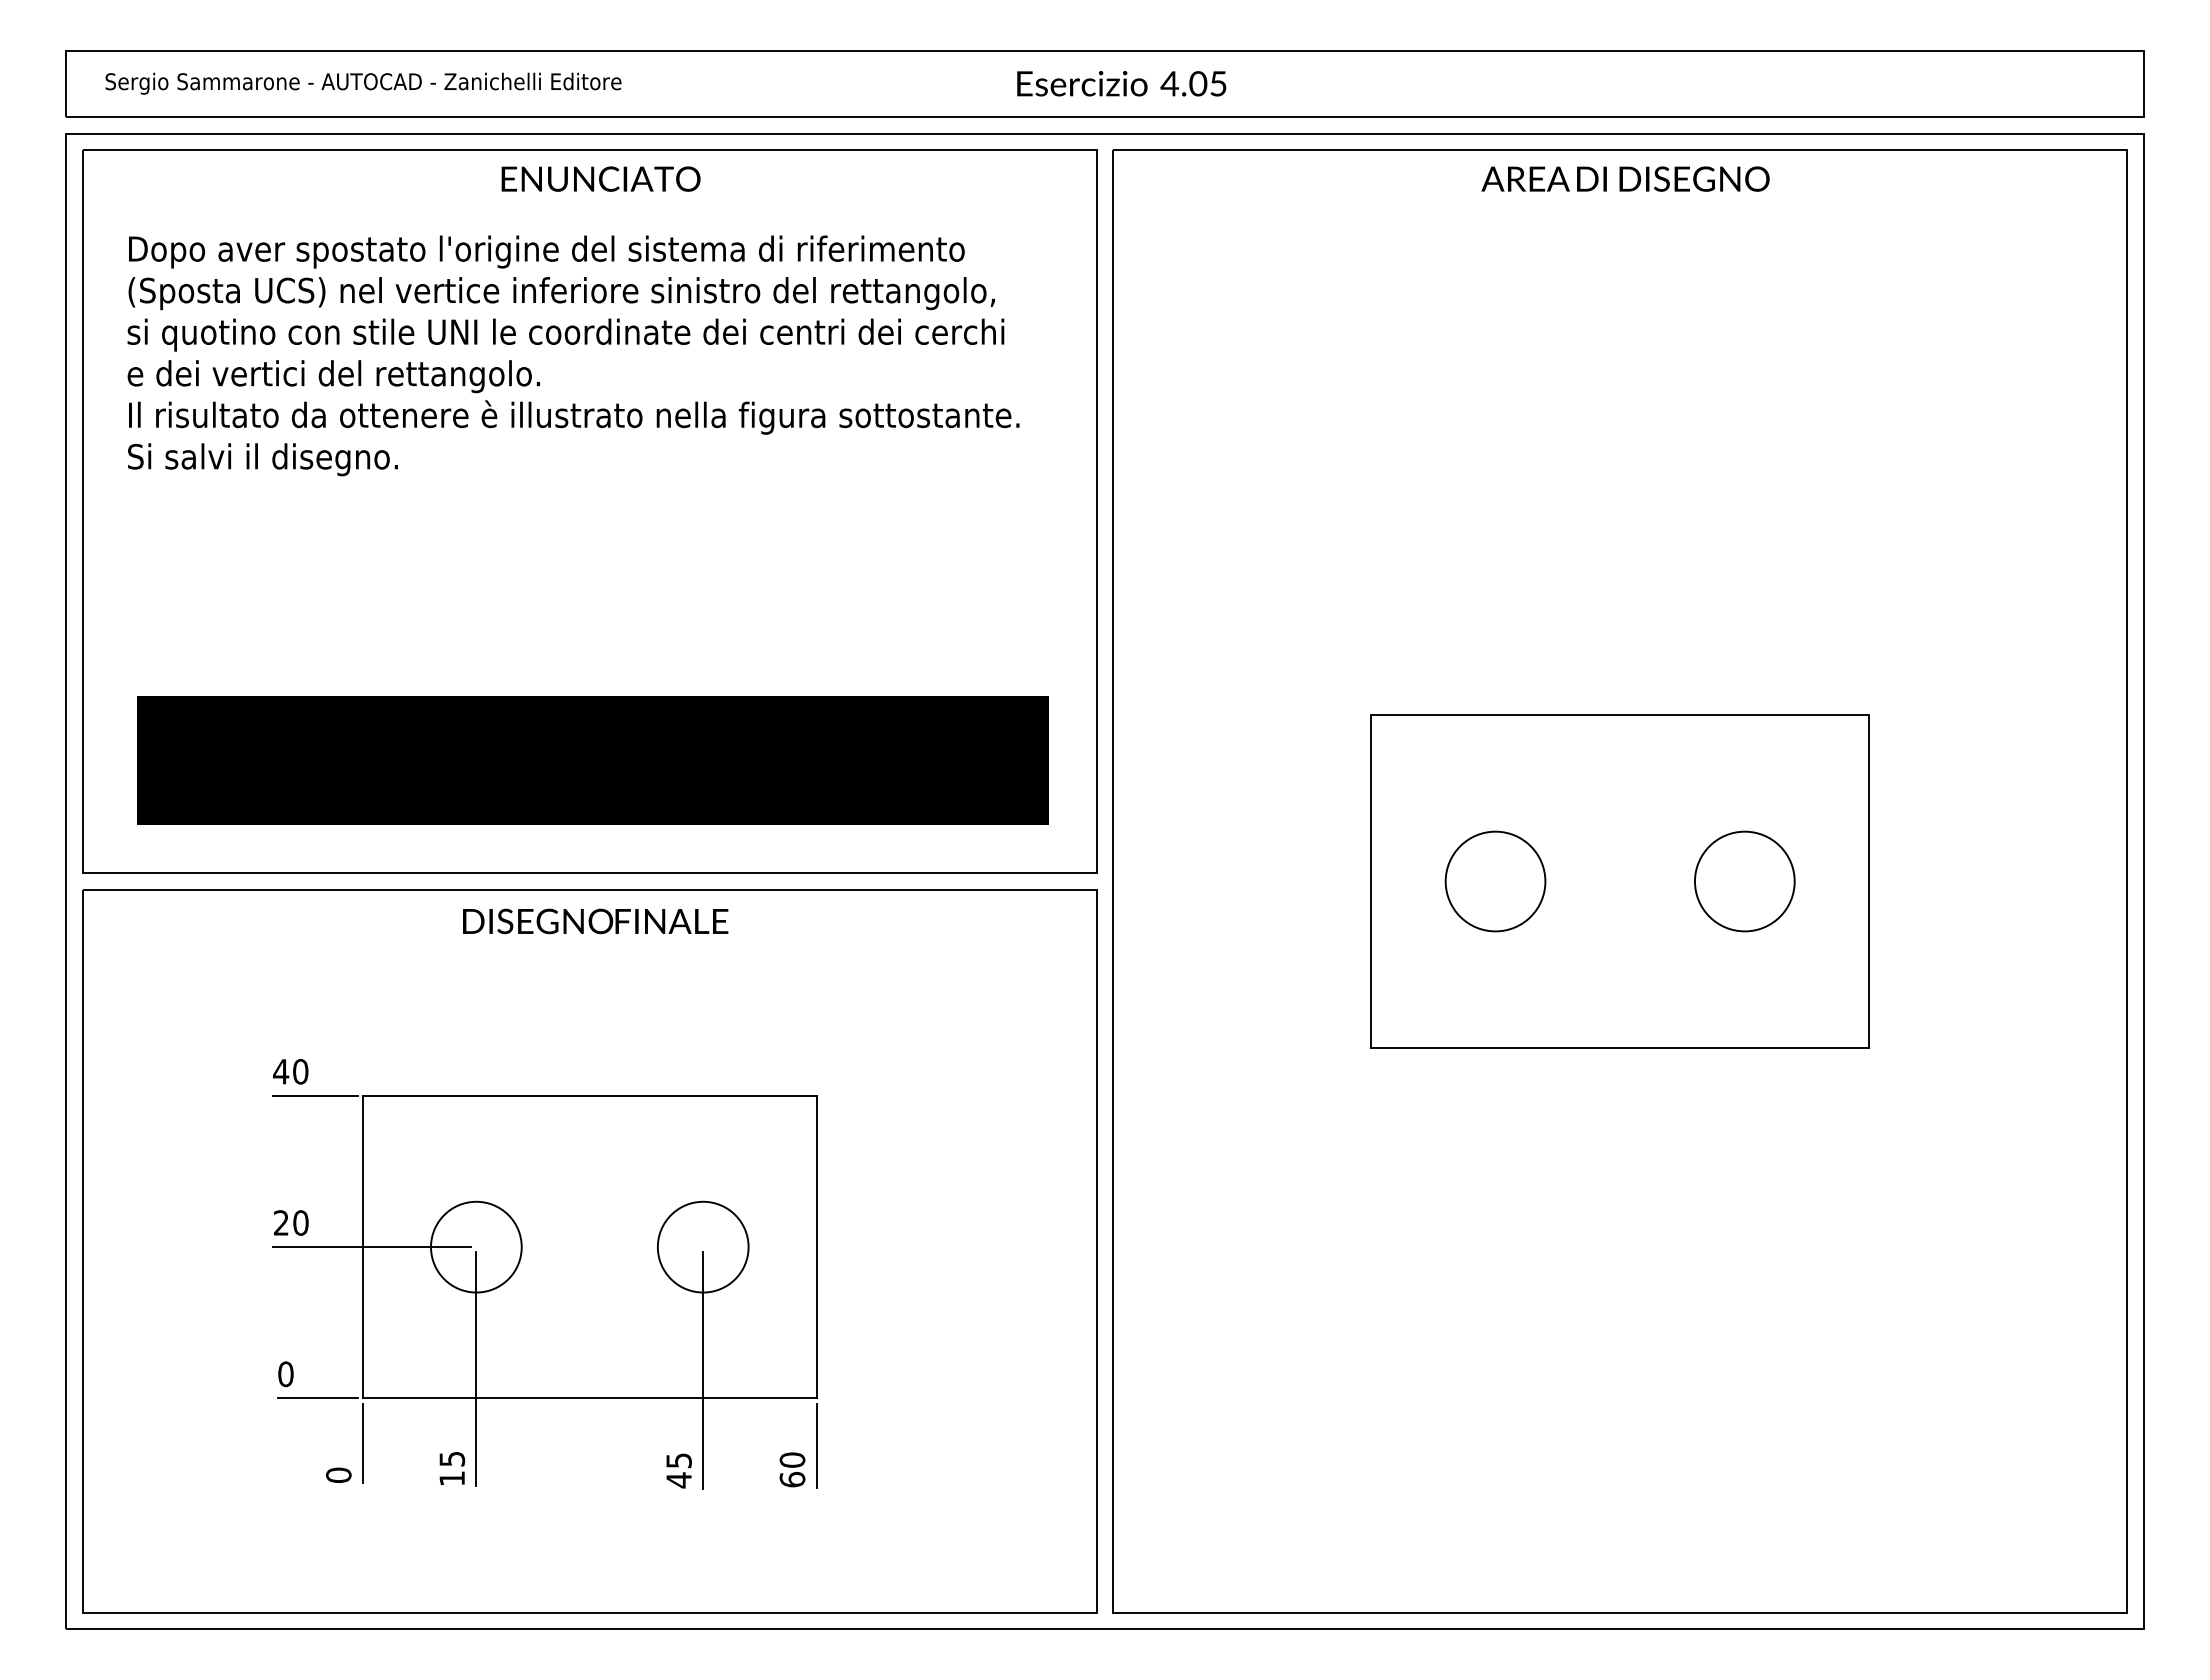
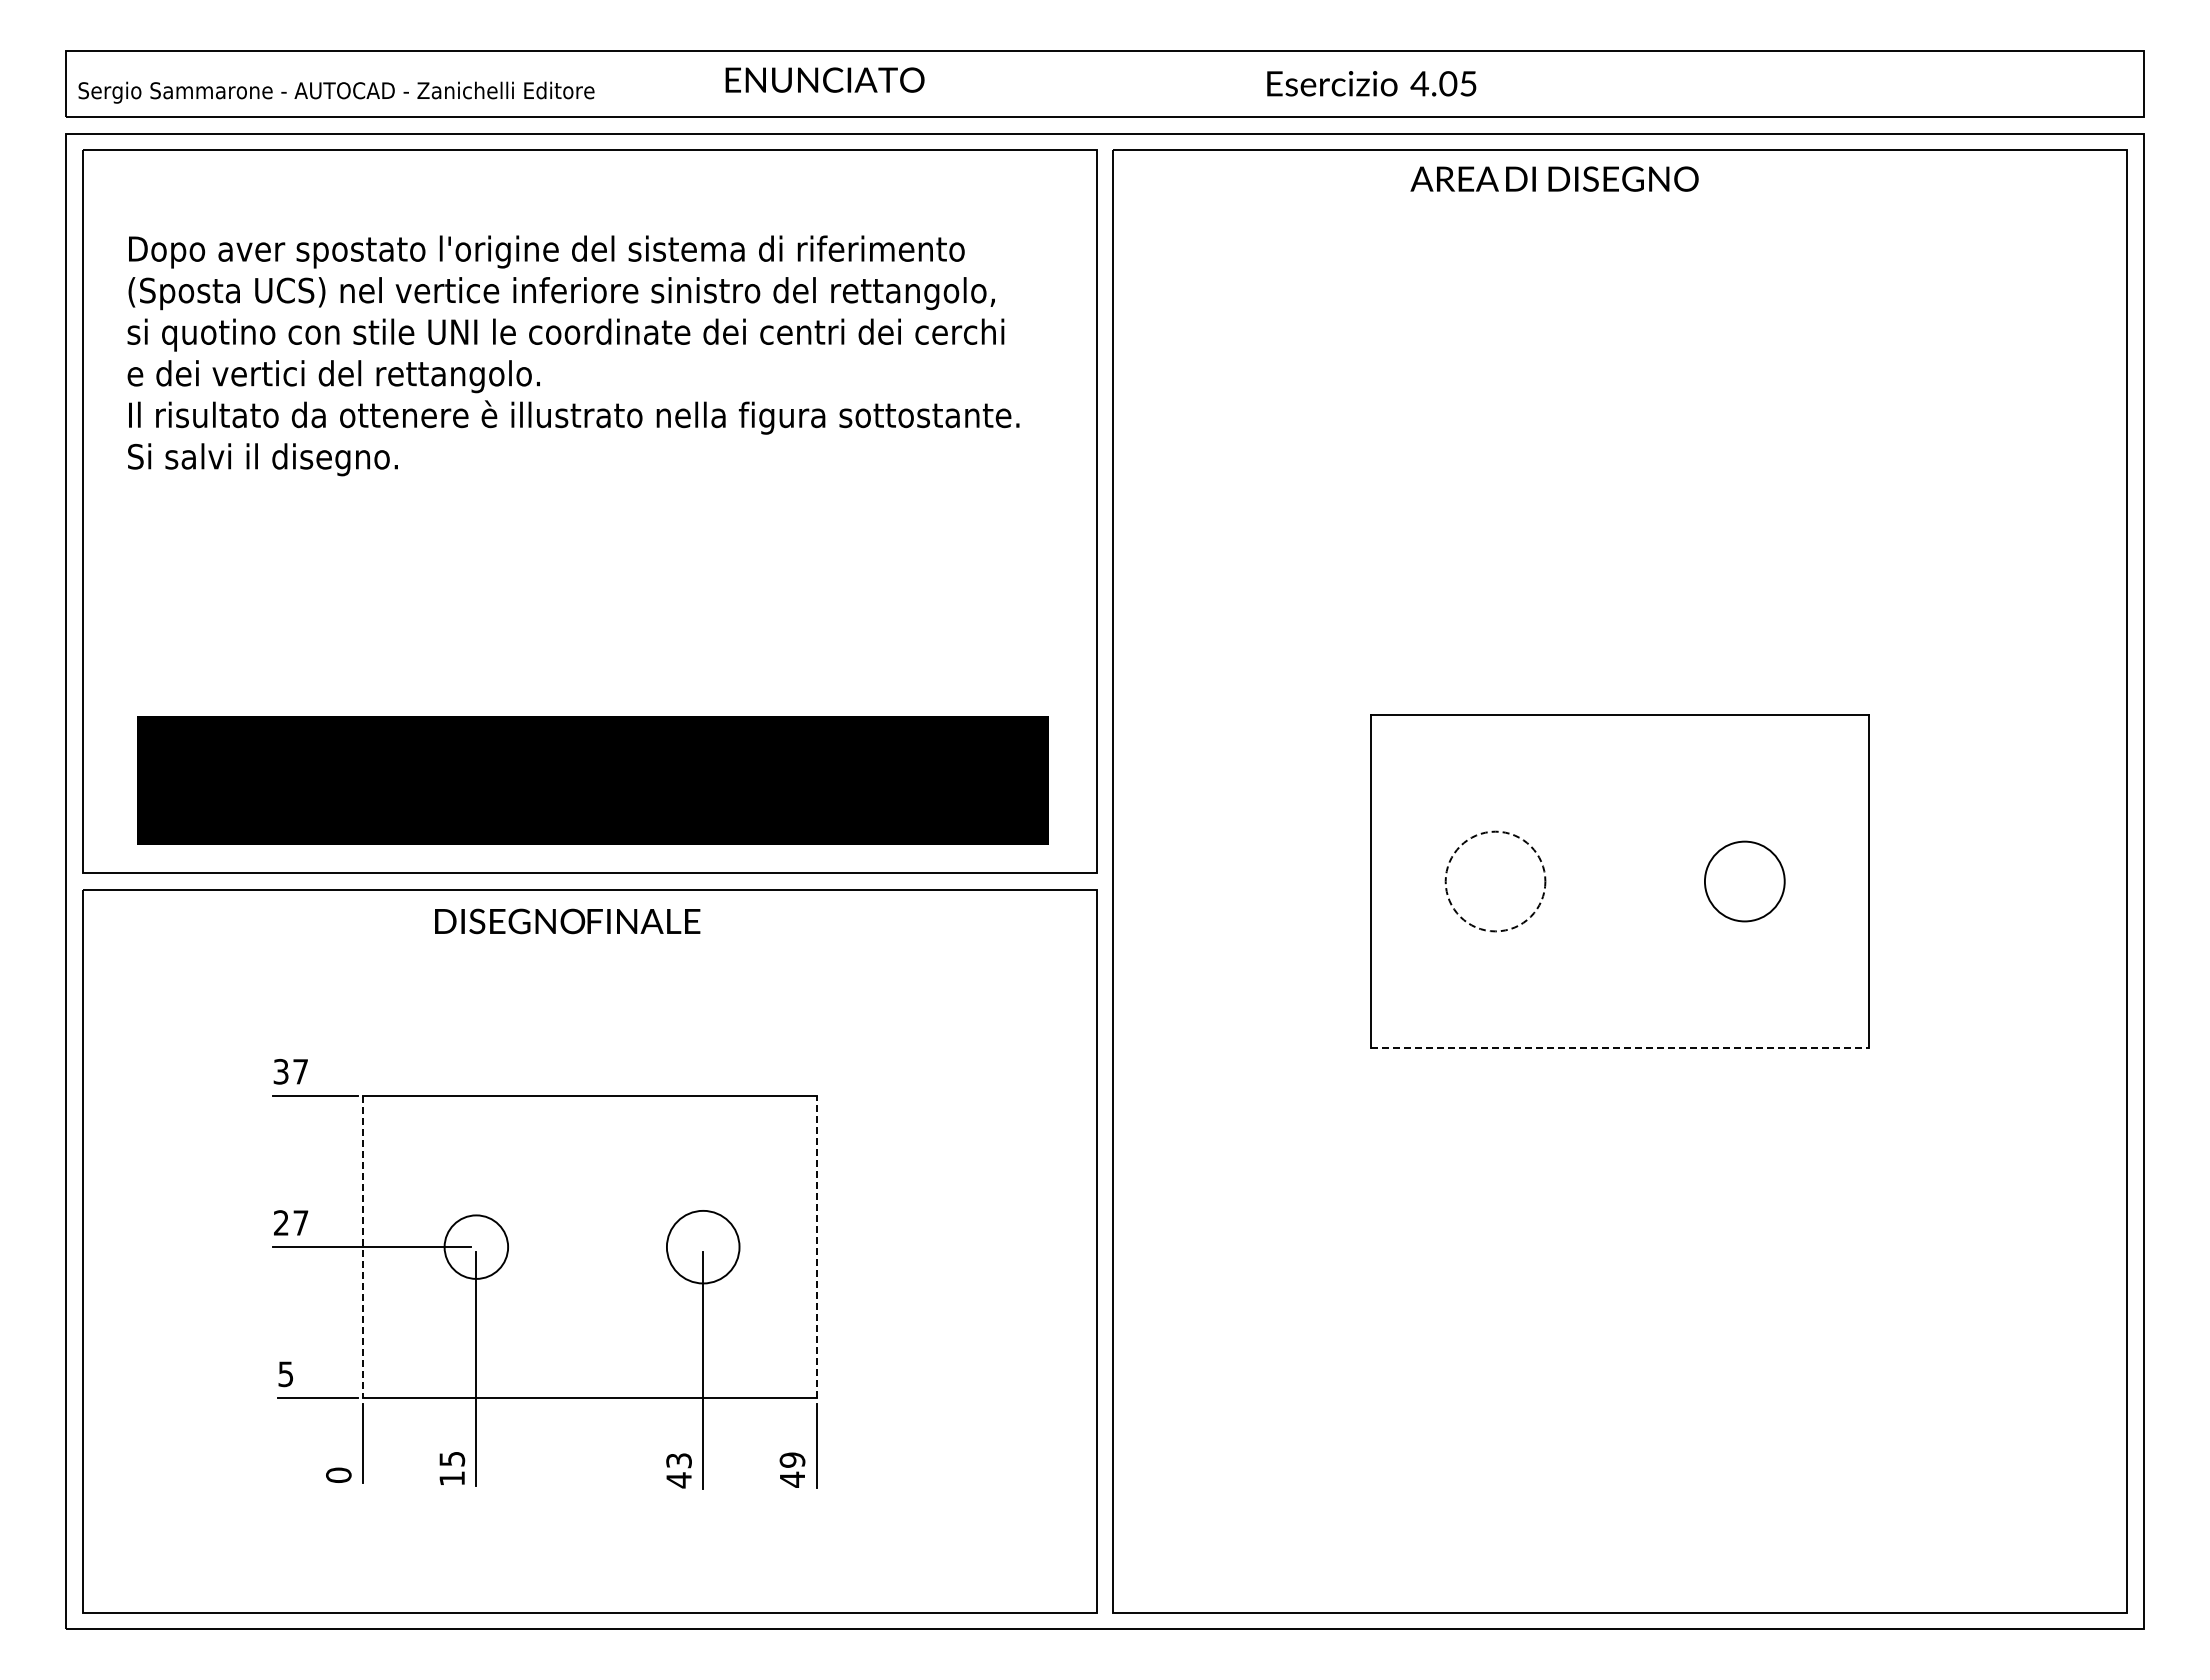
text position: (363, 83) -> (336, 92) (336, 92)
text position: (1121, 83) -> (1371, 83) (1371, 83)
text position: (600, 178) -> (824, 79) (824, 79)
text position: (1625, 178) -> (1554, 178) (1554, 178)
text position: (592, 760) -> (592, 780) (592, 780)
circle: solid -> dashed (1495, 881)
circle diameter: 100 px -> 80 px (1744, 881)
text position: (595, 921) -> (567, 921) (567, 921)
line: solid -> dashed (1620, 1047)
text: 40 -> 37 (290, 1071)
text: 20 -> 27 (300, 1222)
circle diameter: 91 px -> 64 px (476, 1246)
circle diameter: 91 px -> 73 px (702, 1246)
line: solid -> dashed (816, 1246)
line: solid -> dashed (362, 1247)
text: 0 -> 5 (285, 1374)
text: 45 -> 43 (678, 1460)
text: 60 -> 49 (792, 1469)
